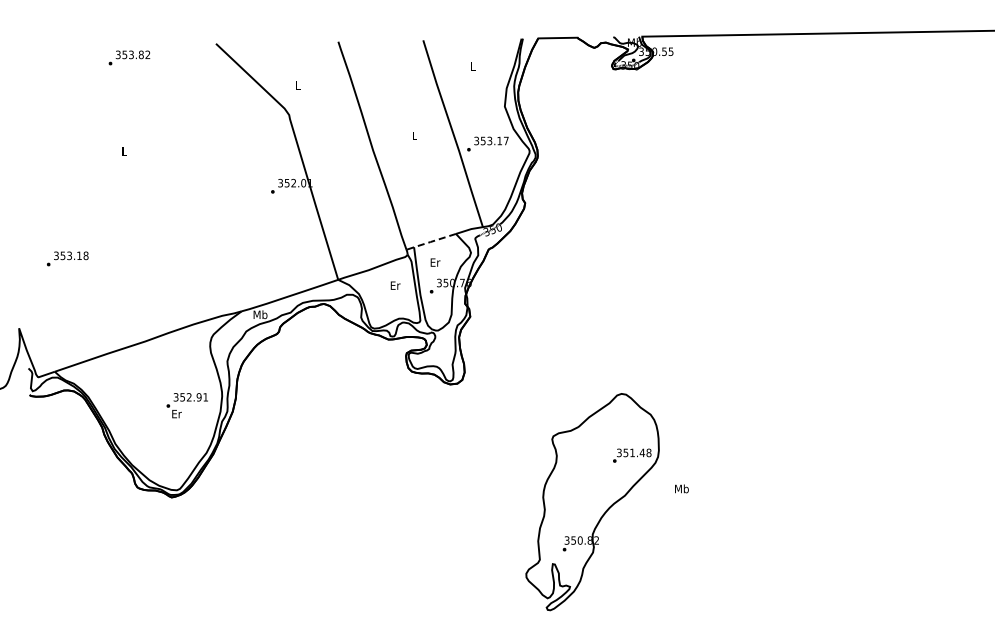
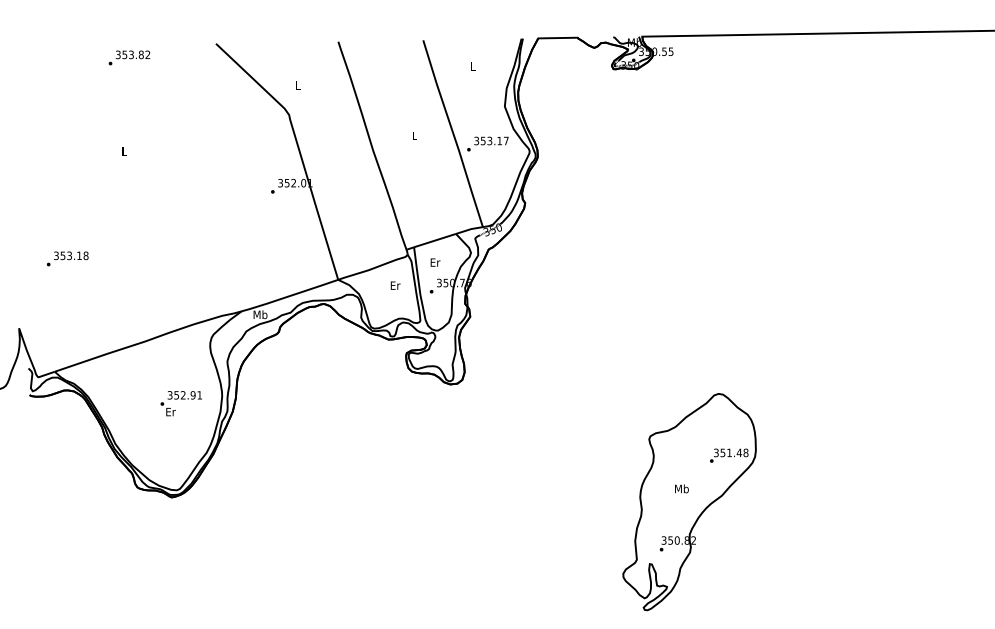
line: dashed -> solid (434, 240)
text position: (186, 405) -> (180, 403) (180, 403)
part position: (592, 502) -> (689, 502) (689, 502)
